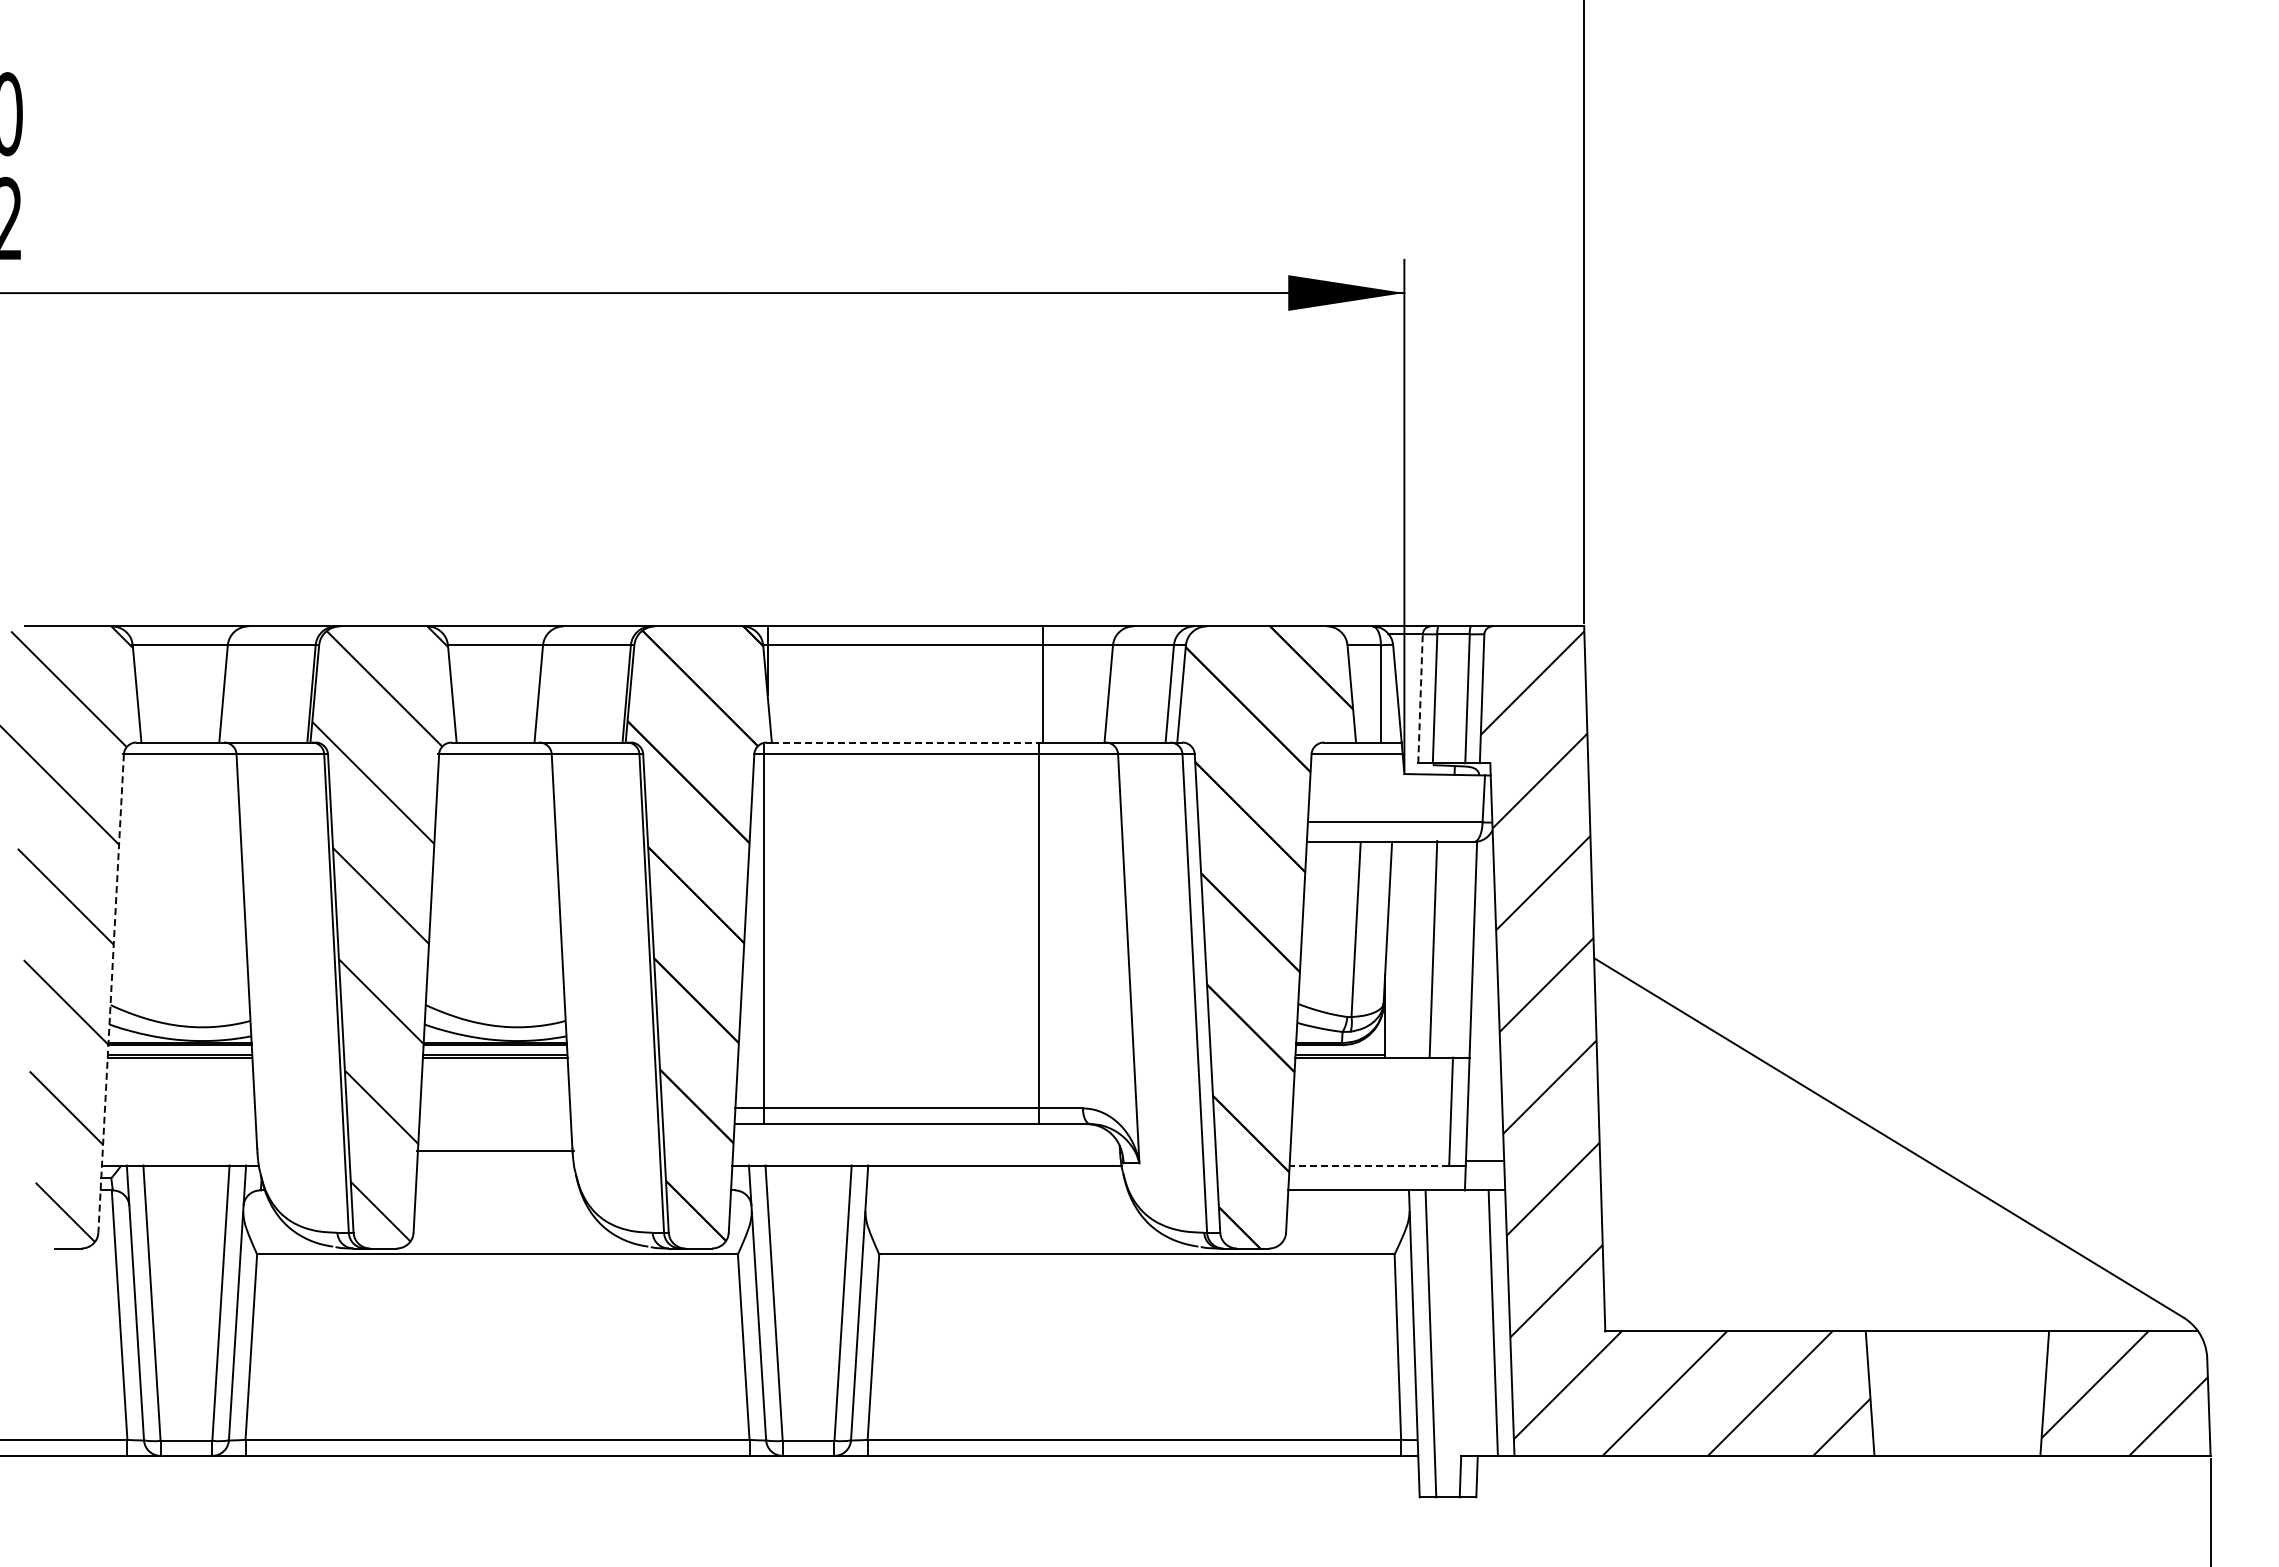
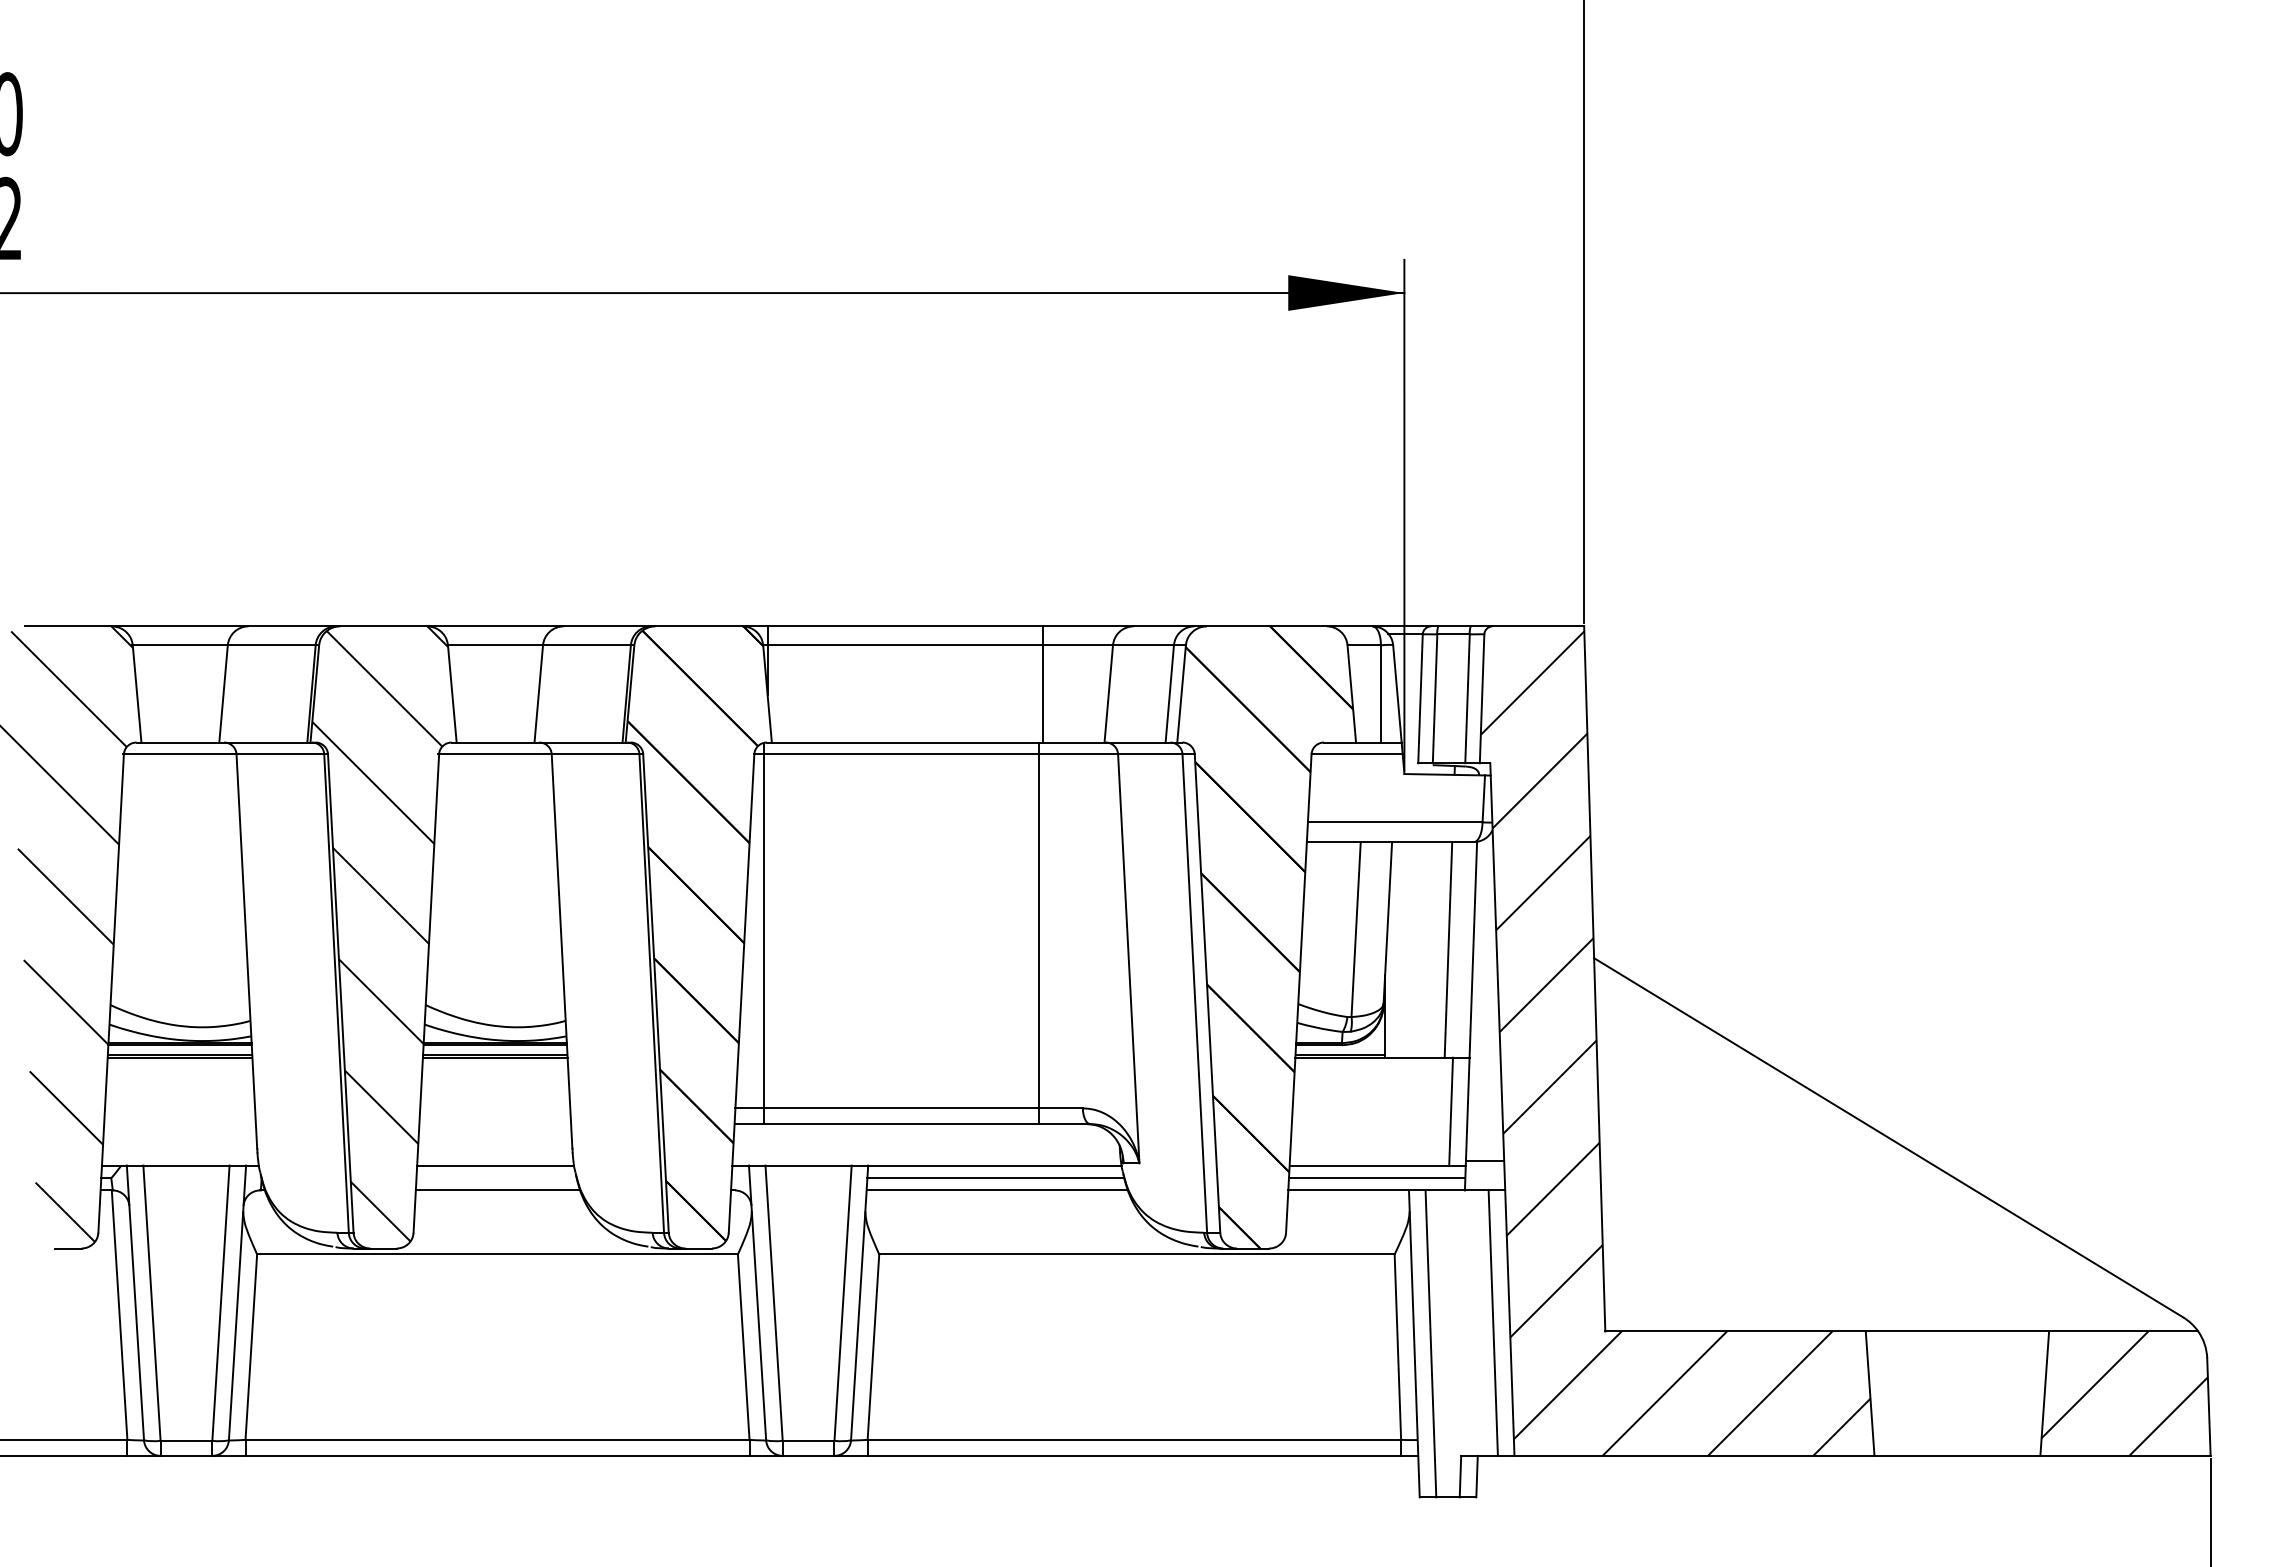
line: dashed -> solid (1420, 698)
line: dashed -> solid (906, 742)
line position: (1433, 948) -> (1448, 949) (1448, 949)
line: dashed -> solid (111, 993)
line position: (495, 1150) -> (495, 1165) (495, 1165)
line: dashed -> solid (1369, 1165)
line: none -> present (995, 1178)
line: none -> present (1376, 1178)
line: none -> present (497, 1190)
line: none -> present (996, 1190)
